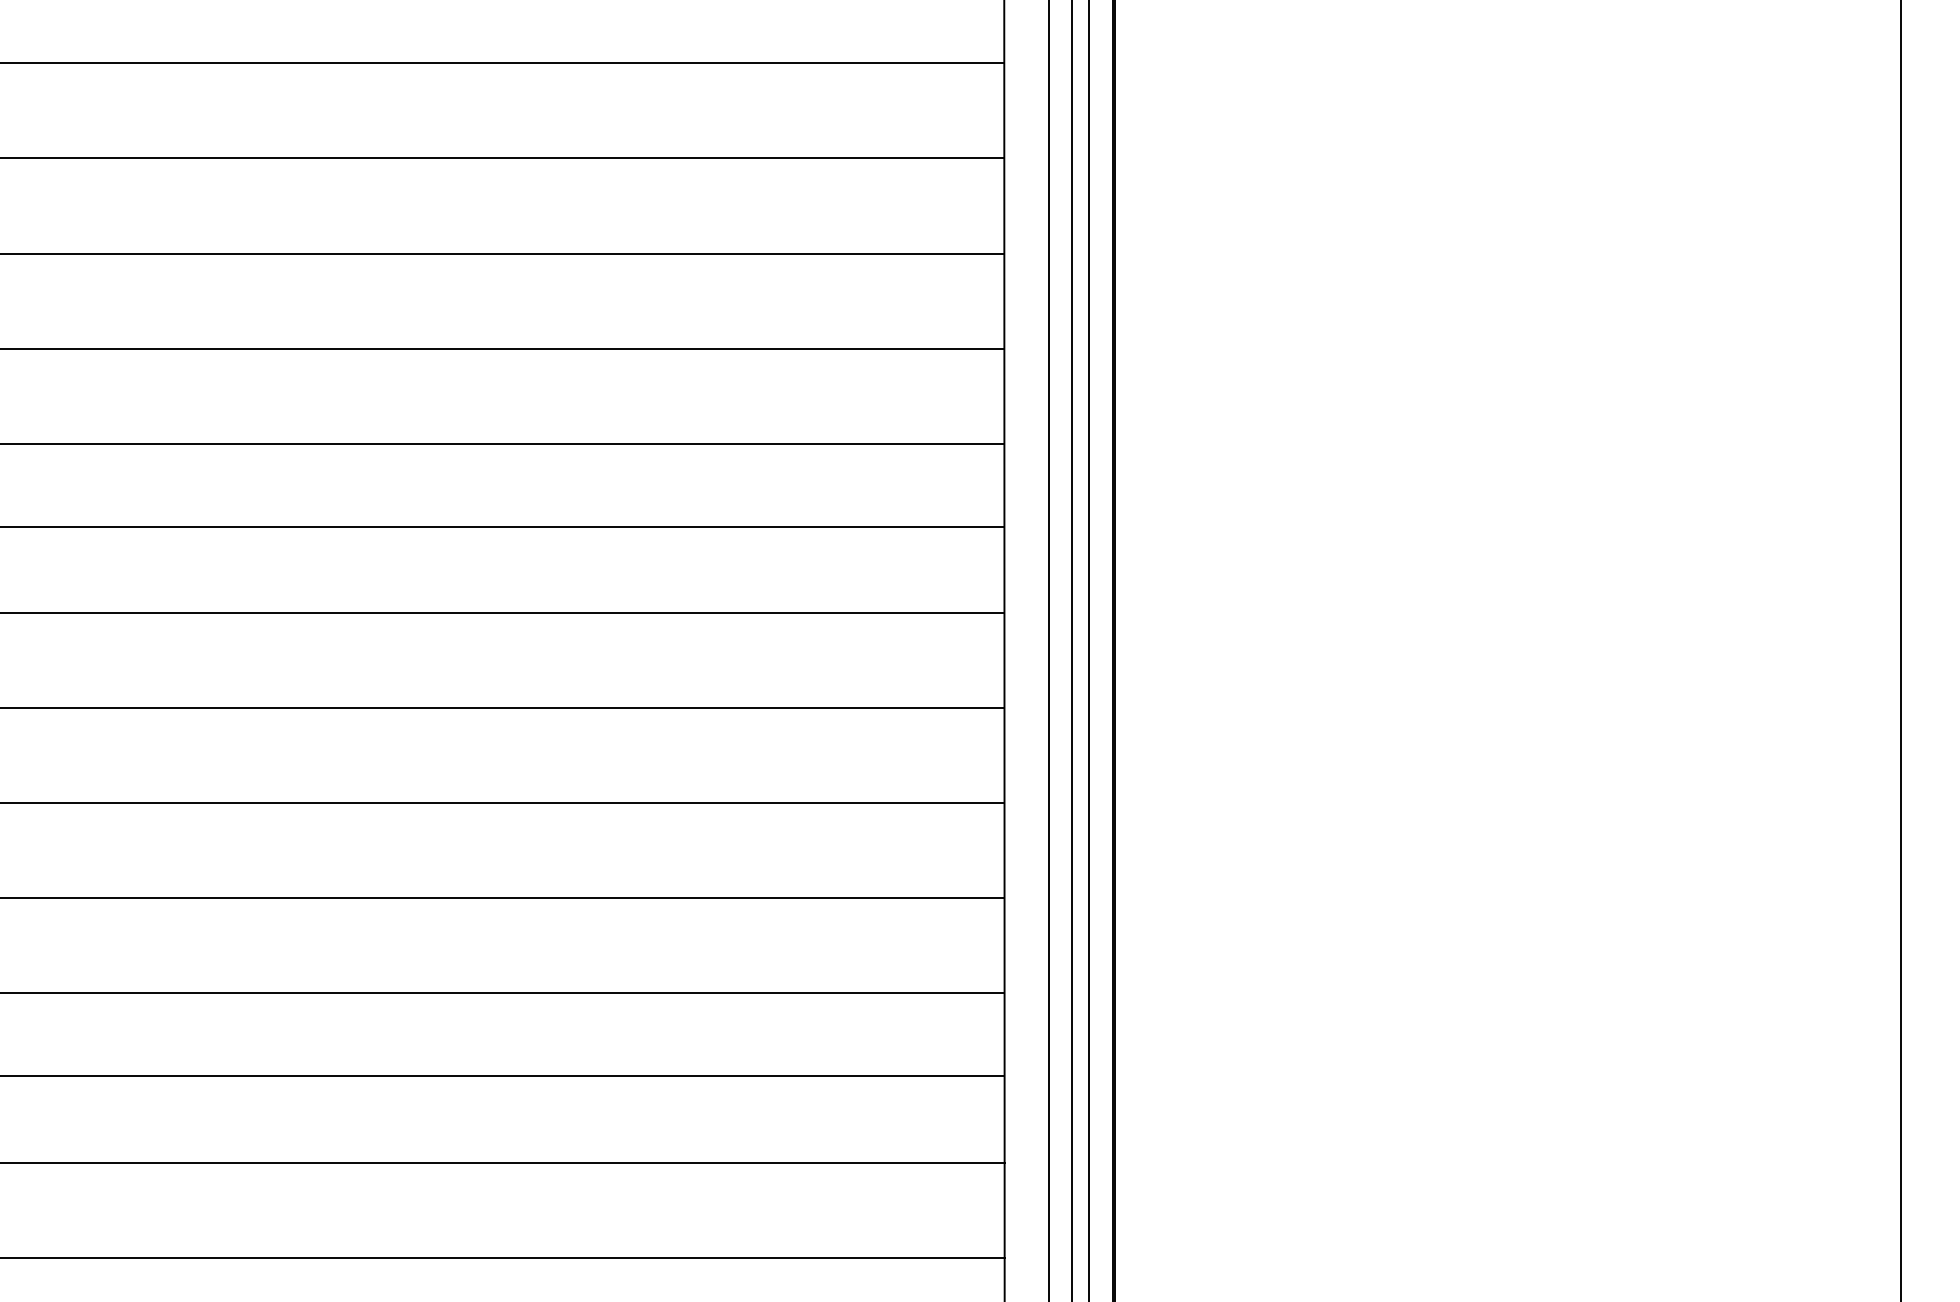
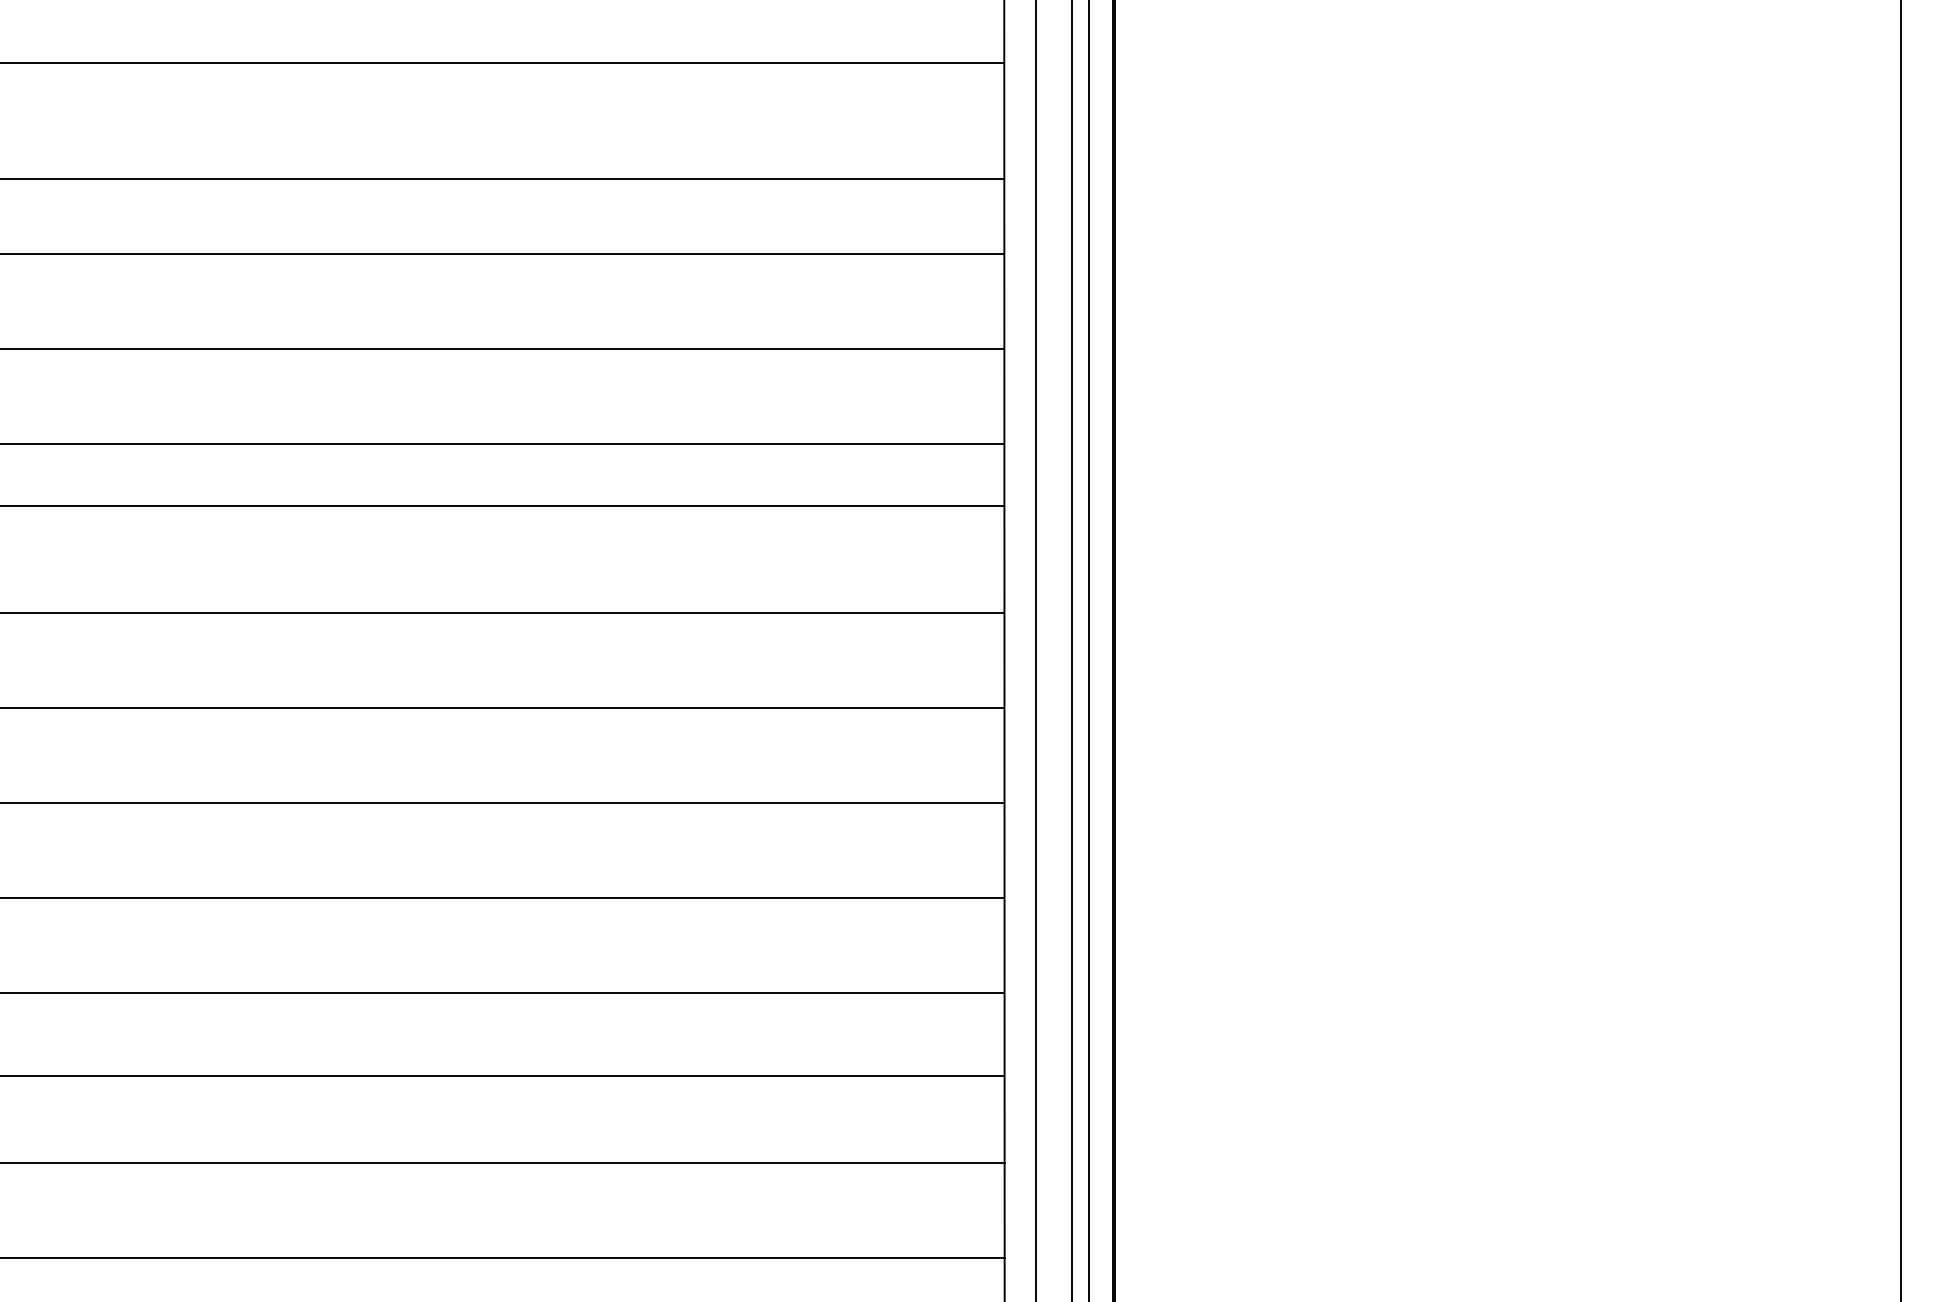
line position: (502, 158) -> (502, 179) (502, 179)
line position: (503, 526) -> (503, 505) (503, 505)
line position: (1049, 650) -> (1036, 650) (1036, 650)
